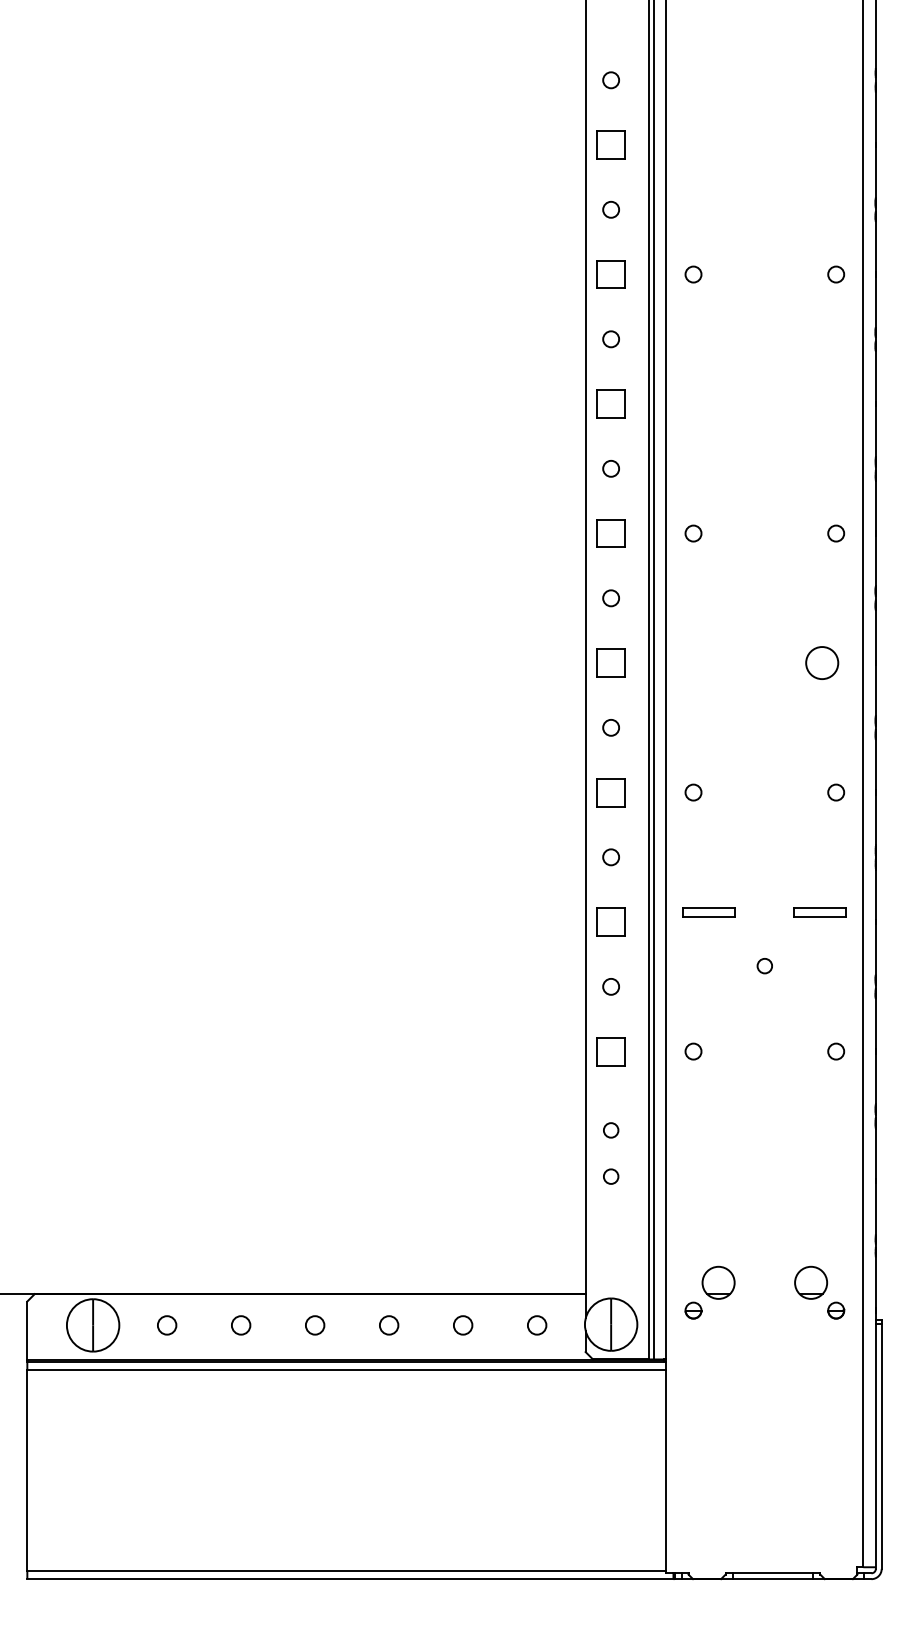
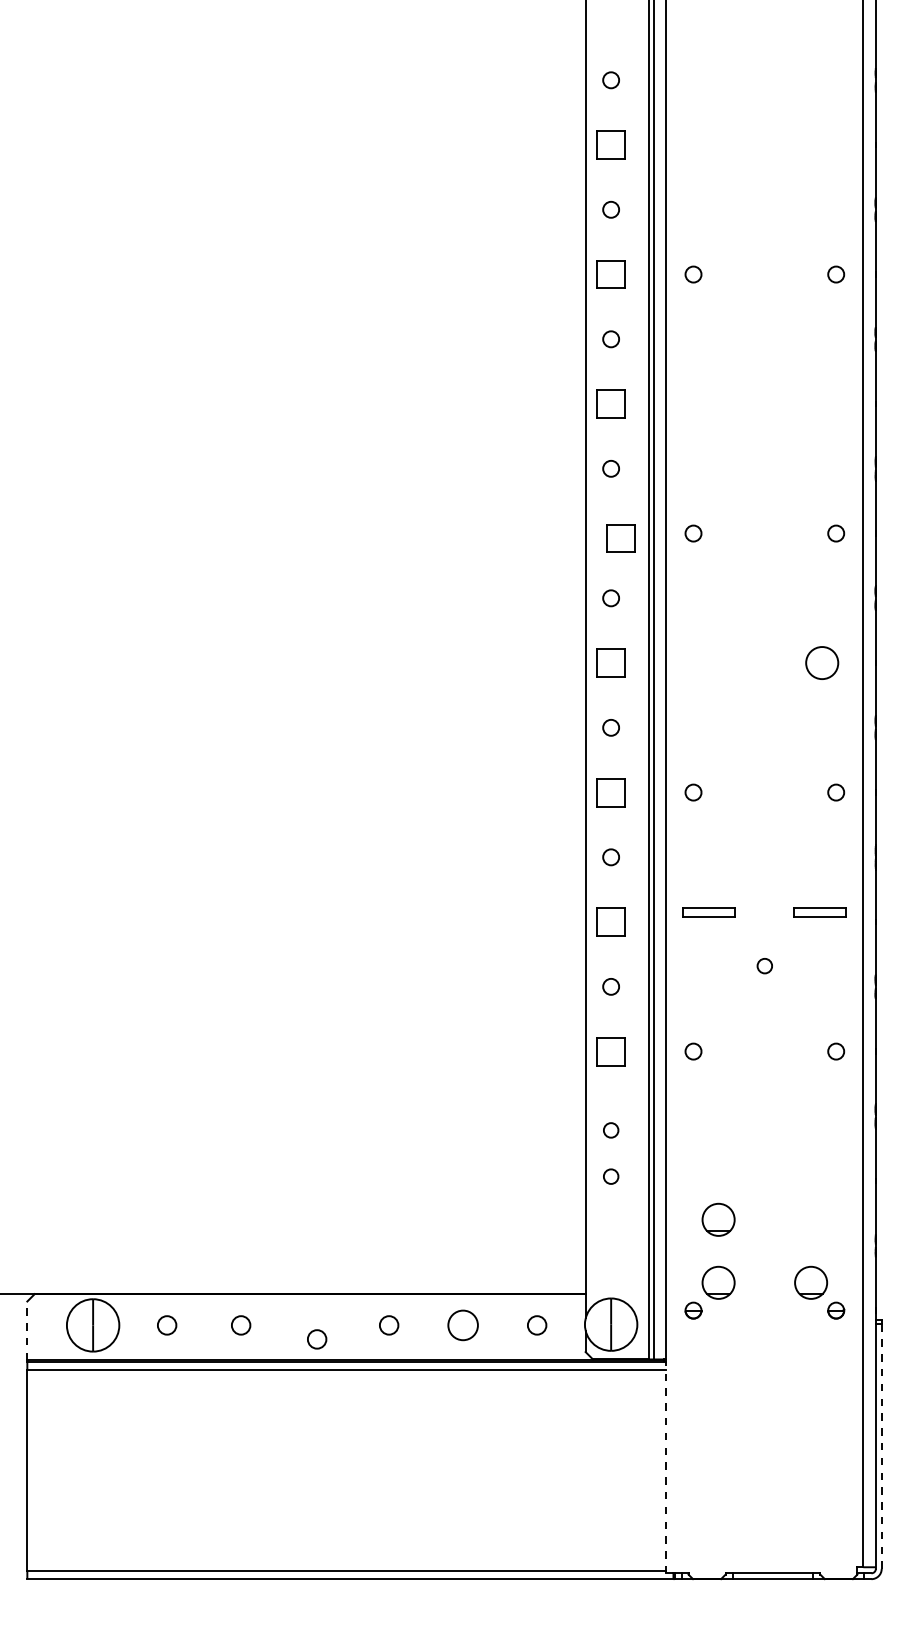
part position: (610, 533) -> (620, 538) (620, 538)
part: none -> present (718, 1219)
circle position: (315, 1325) -> (317, 1339) (317, 1339)
circle diameter: 19 px -> 30 px (462, 1325)
line: solid -> dashed (27, 1330)
line: solid -> dashed (881, 1446)
line: solid -> dashed (666, 1466)
